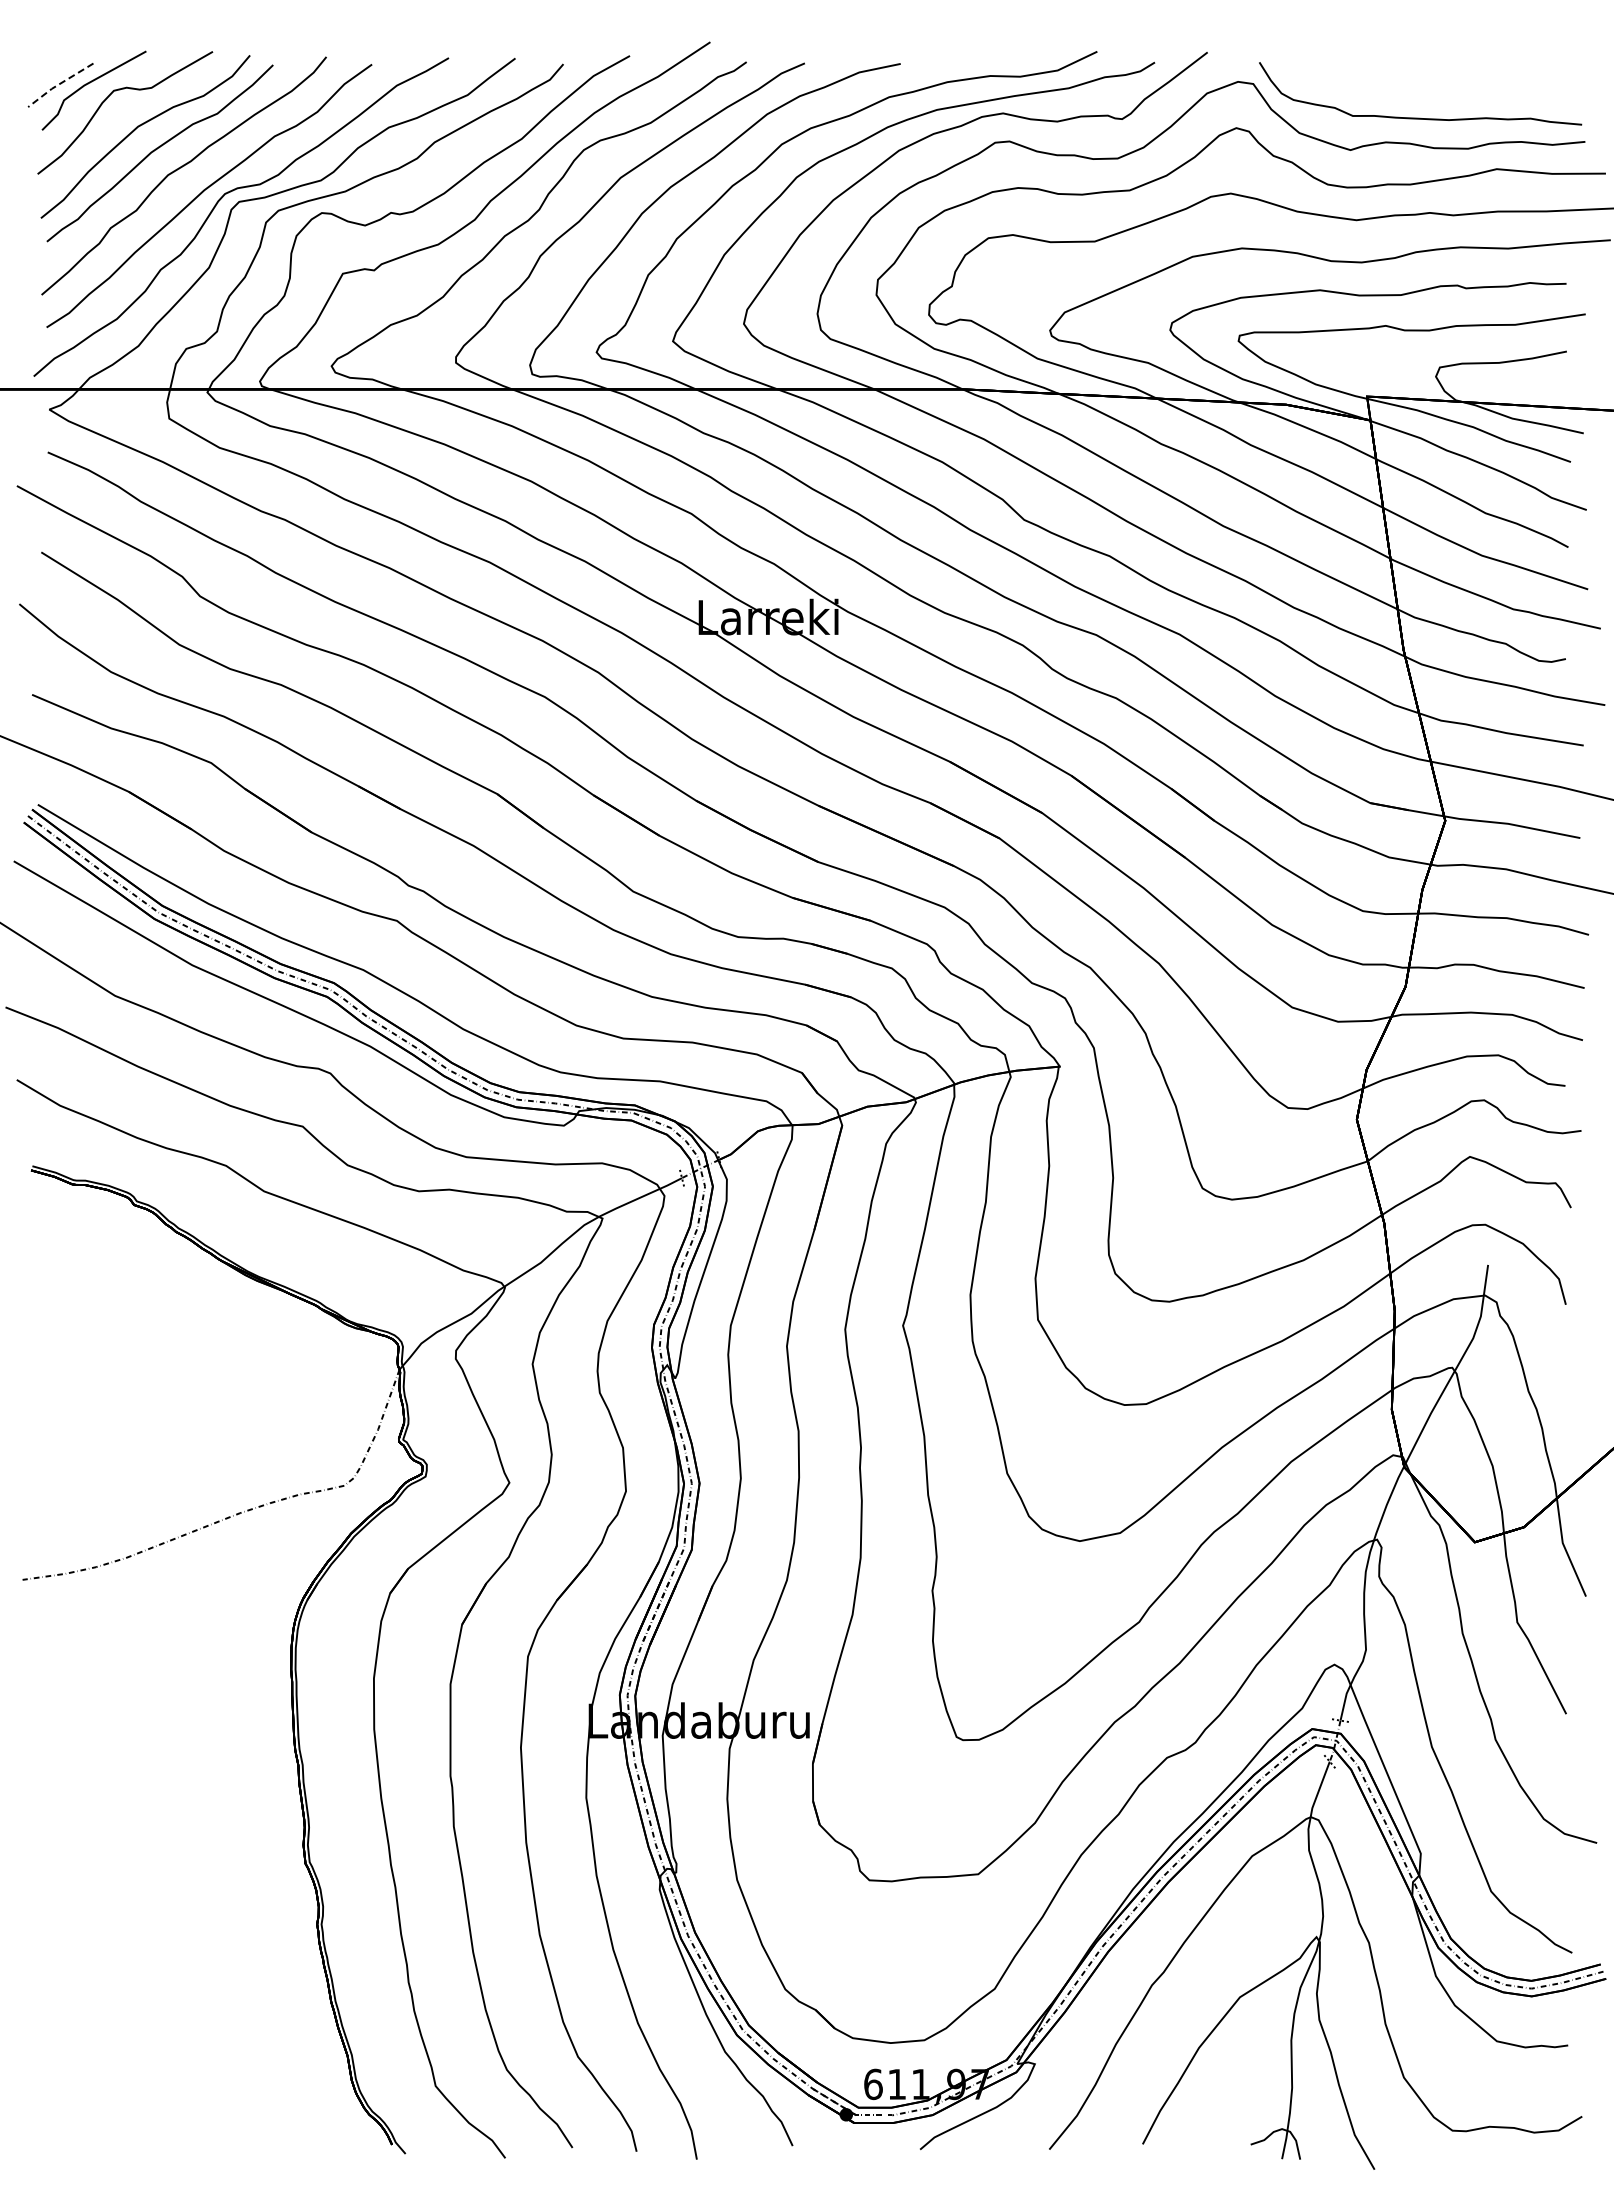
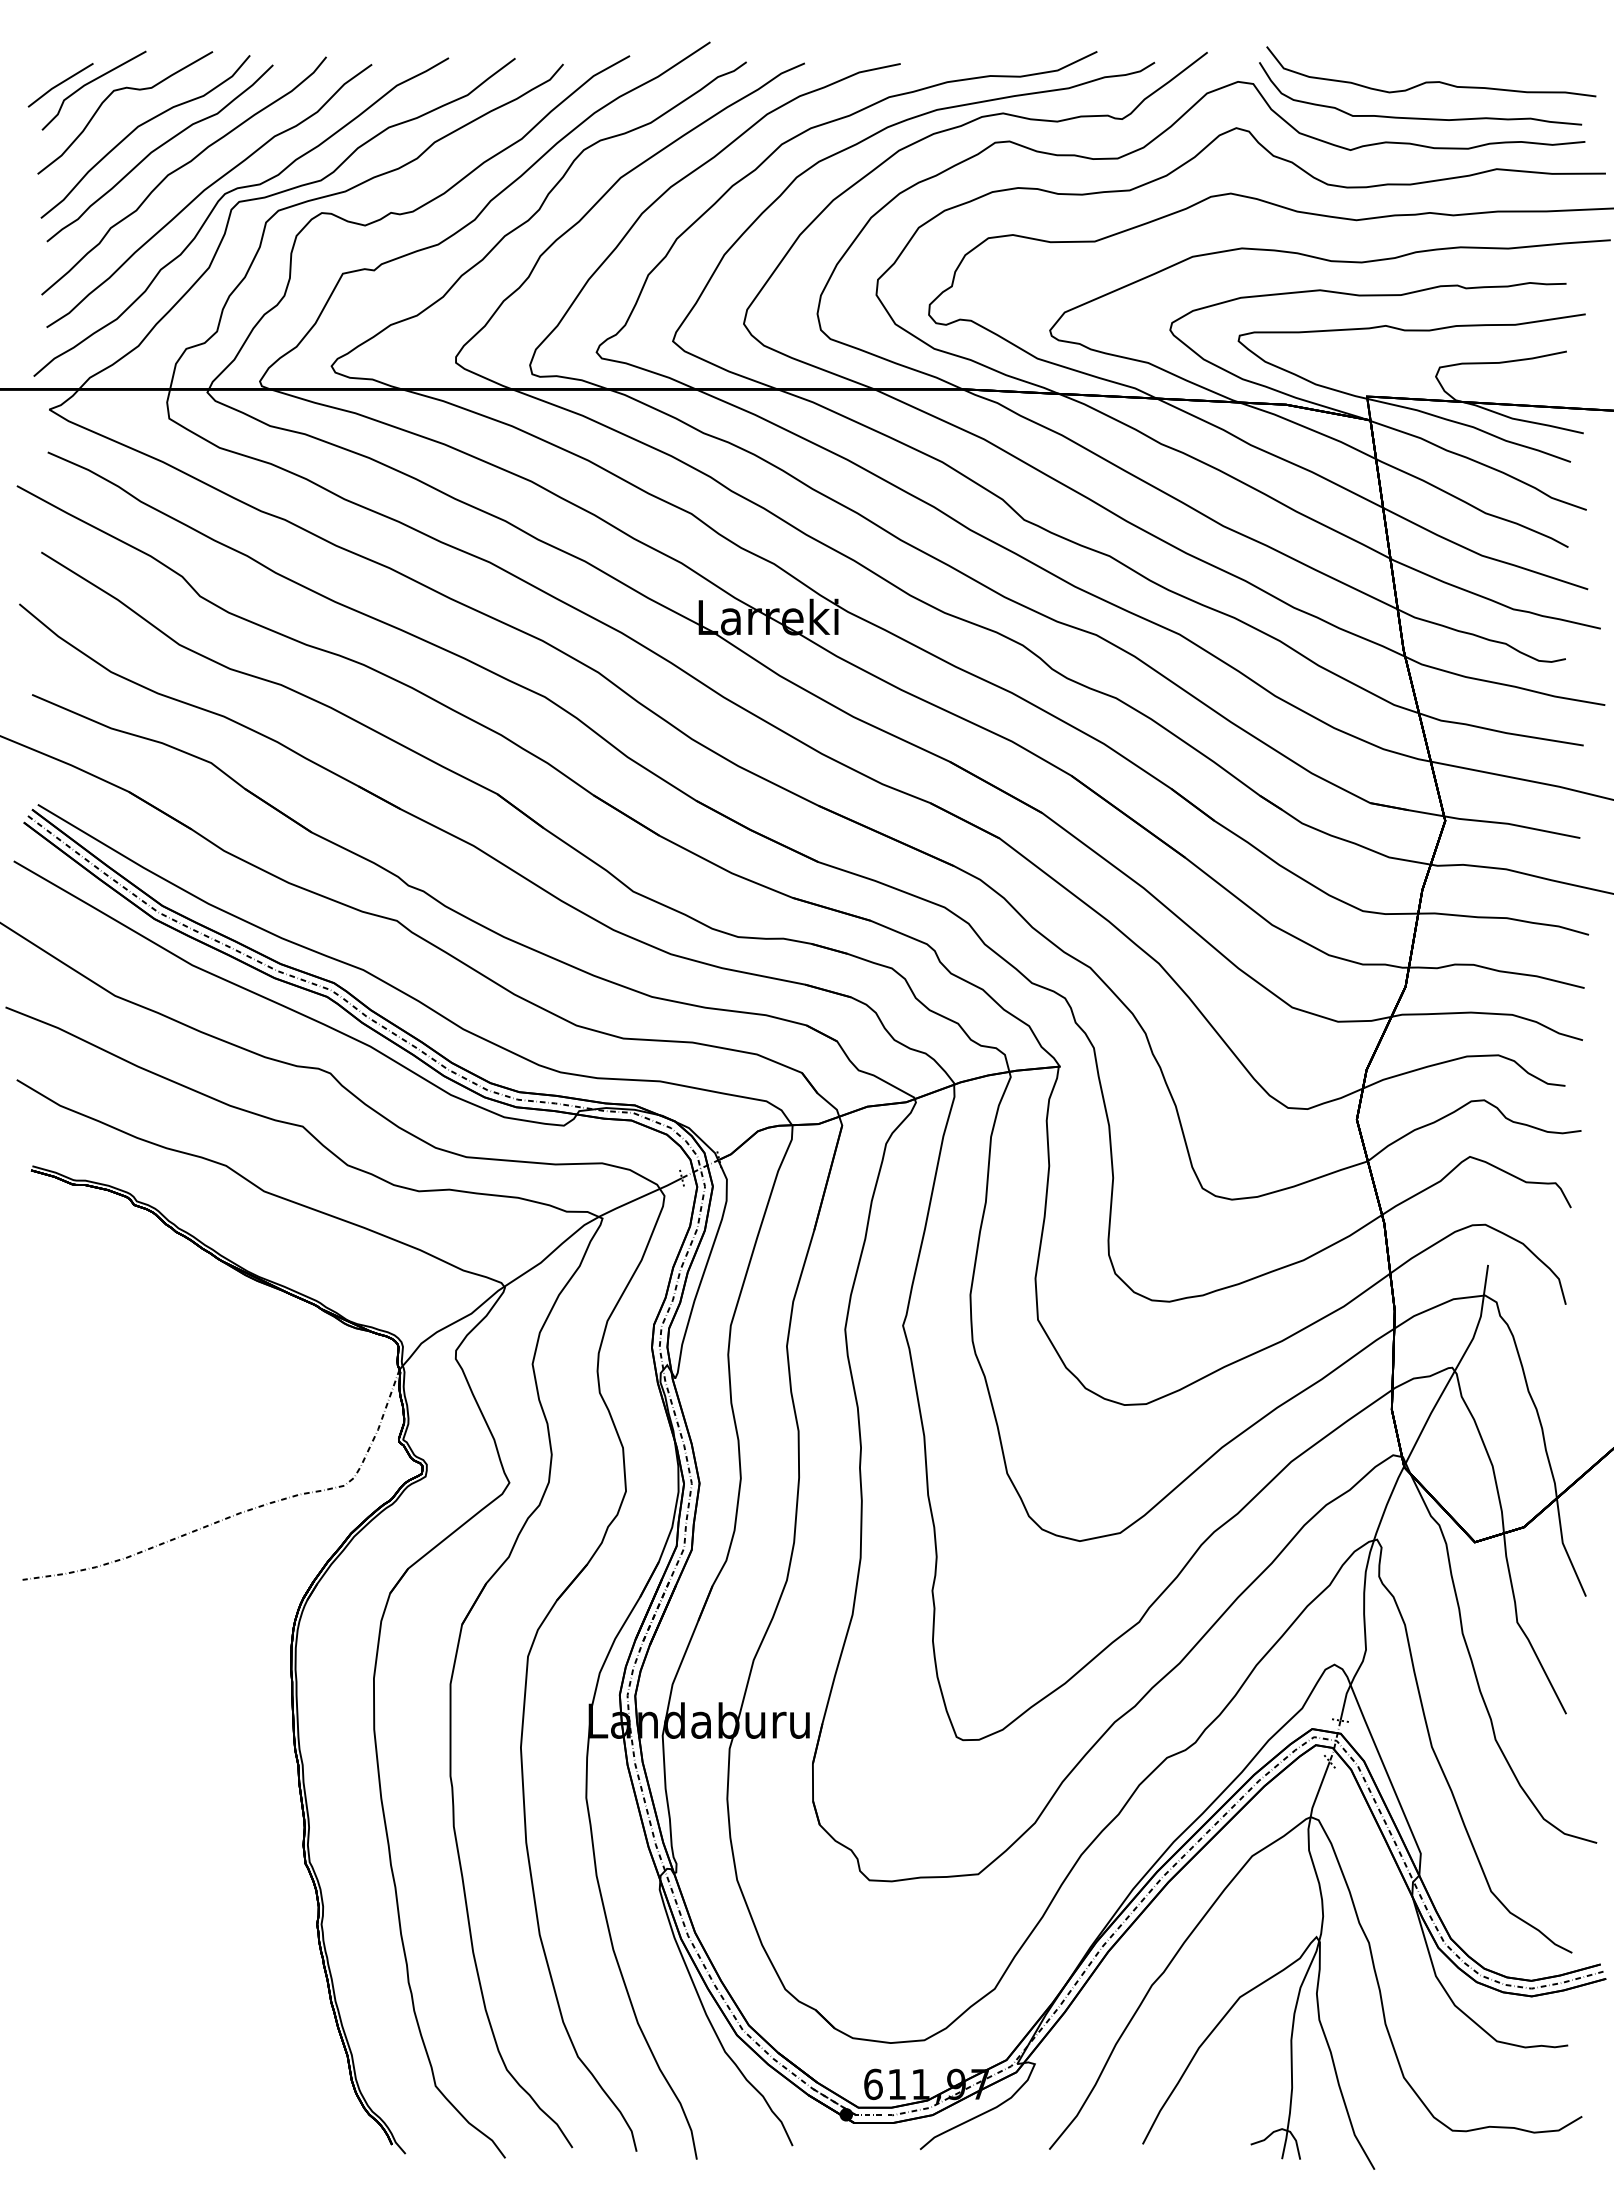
curve: none -> present (1431, 81)
line: dashed -> solid (59, 84)
